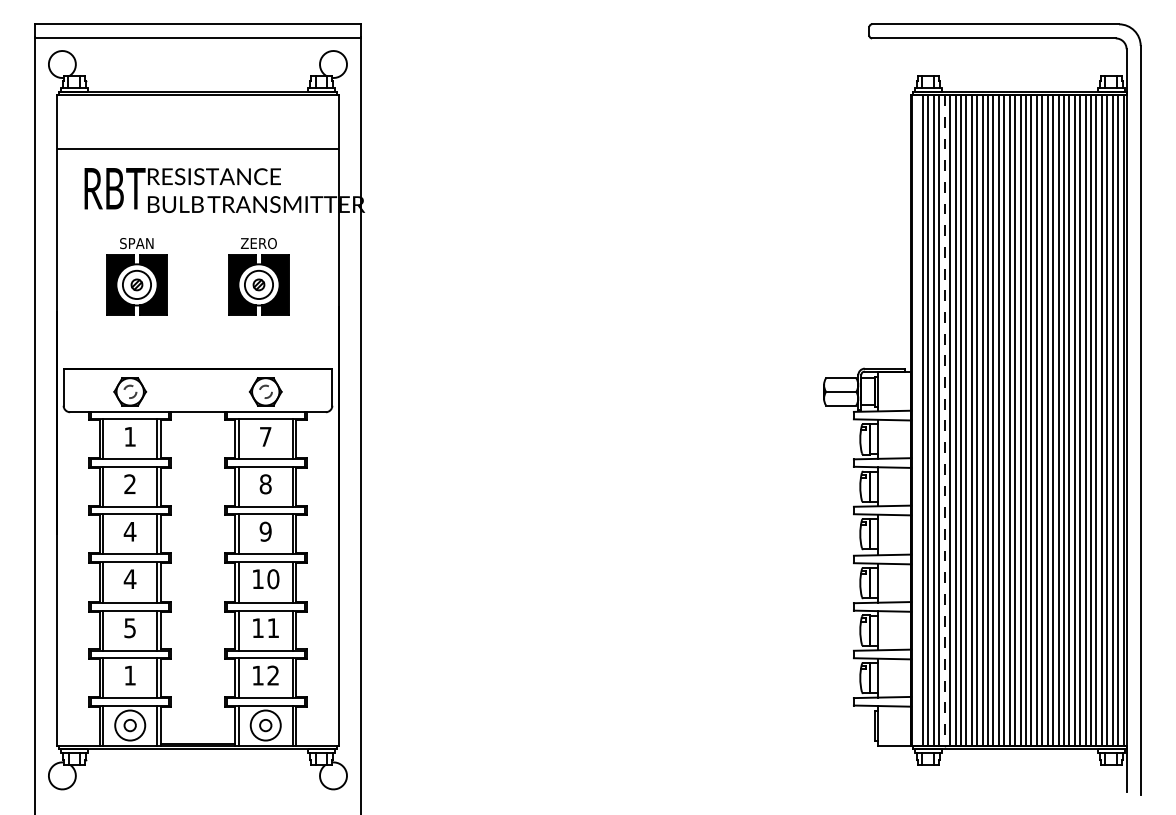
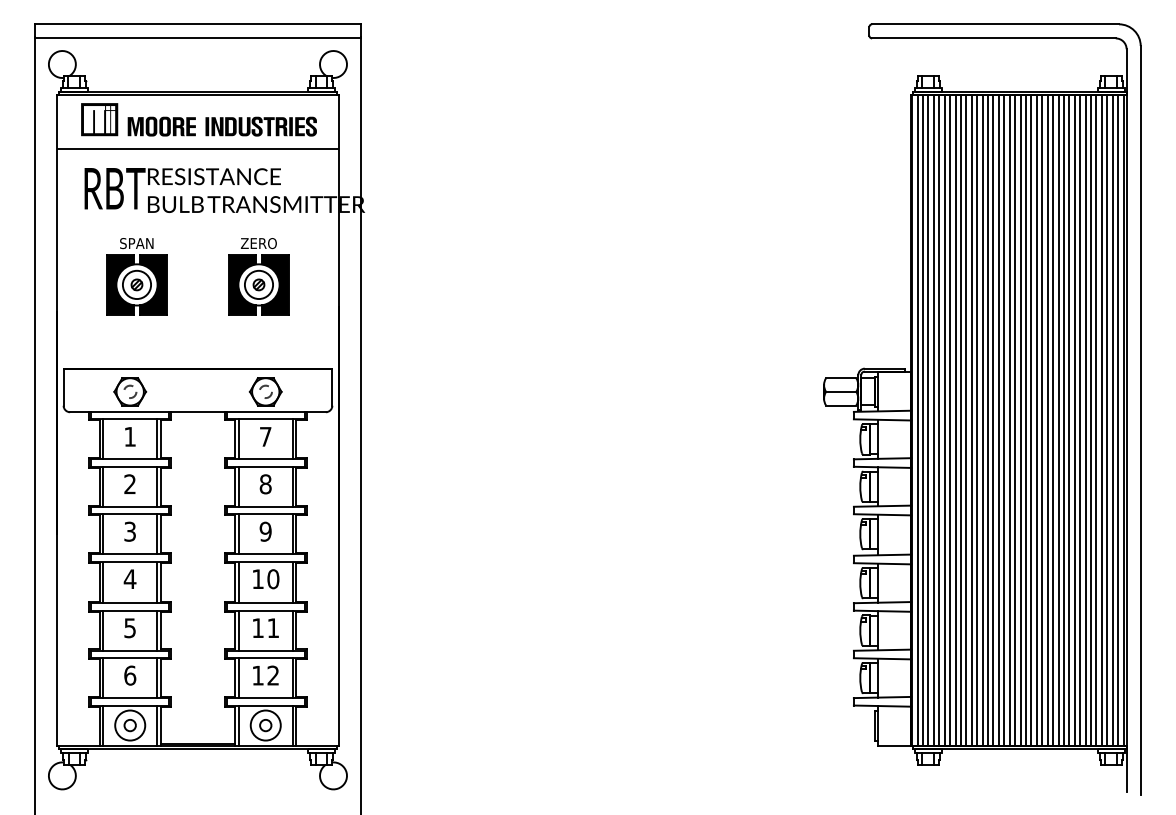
part: none -> present (198, 119)
line: none -> present (917, 420)
line: dashed -> solid (944, 420)
text: 4 -> 3 (129, 531)
text: 1 -> 6 (130, 675)
